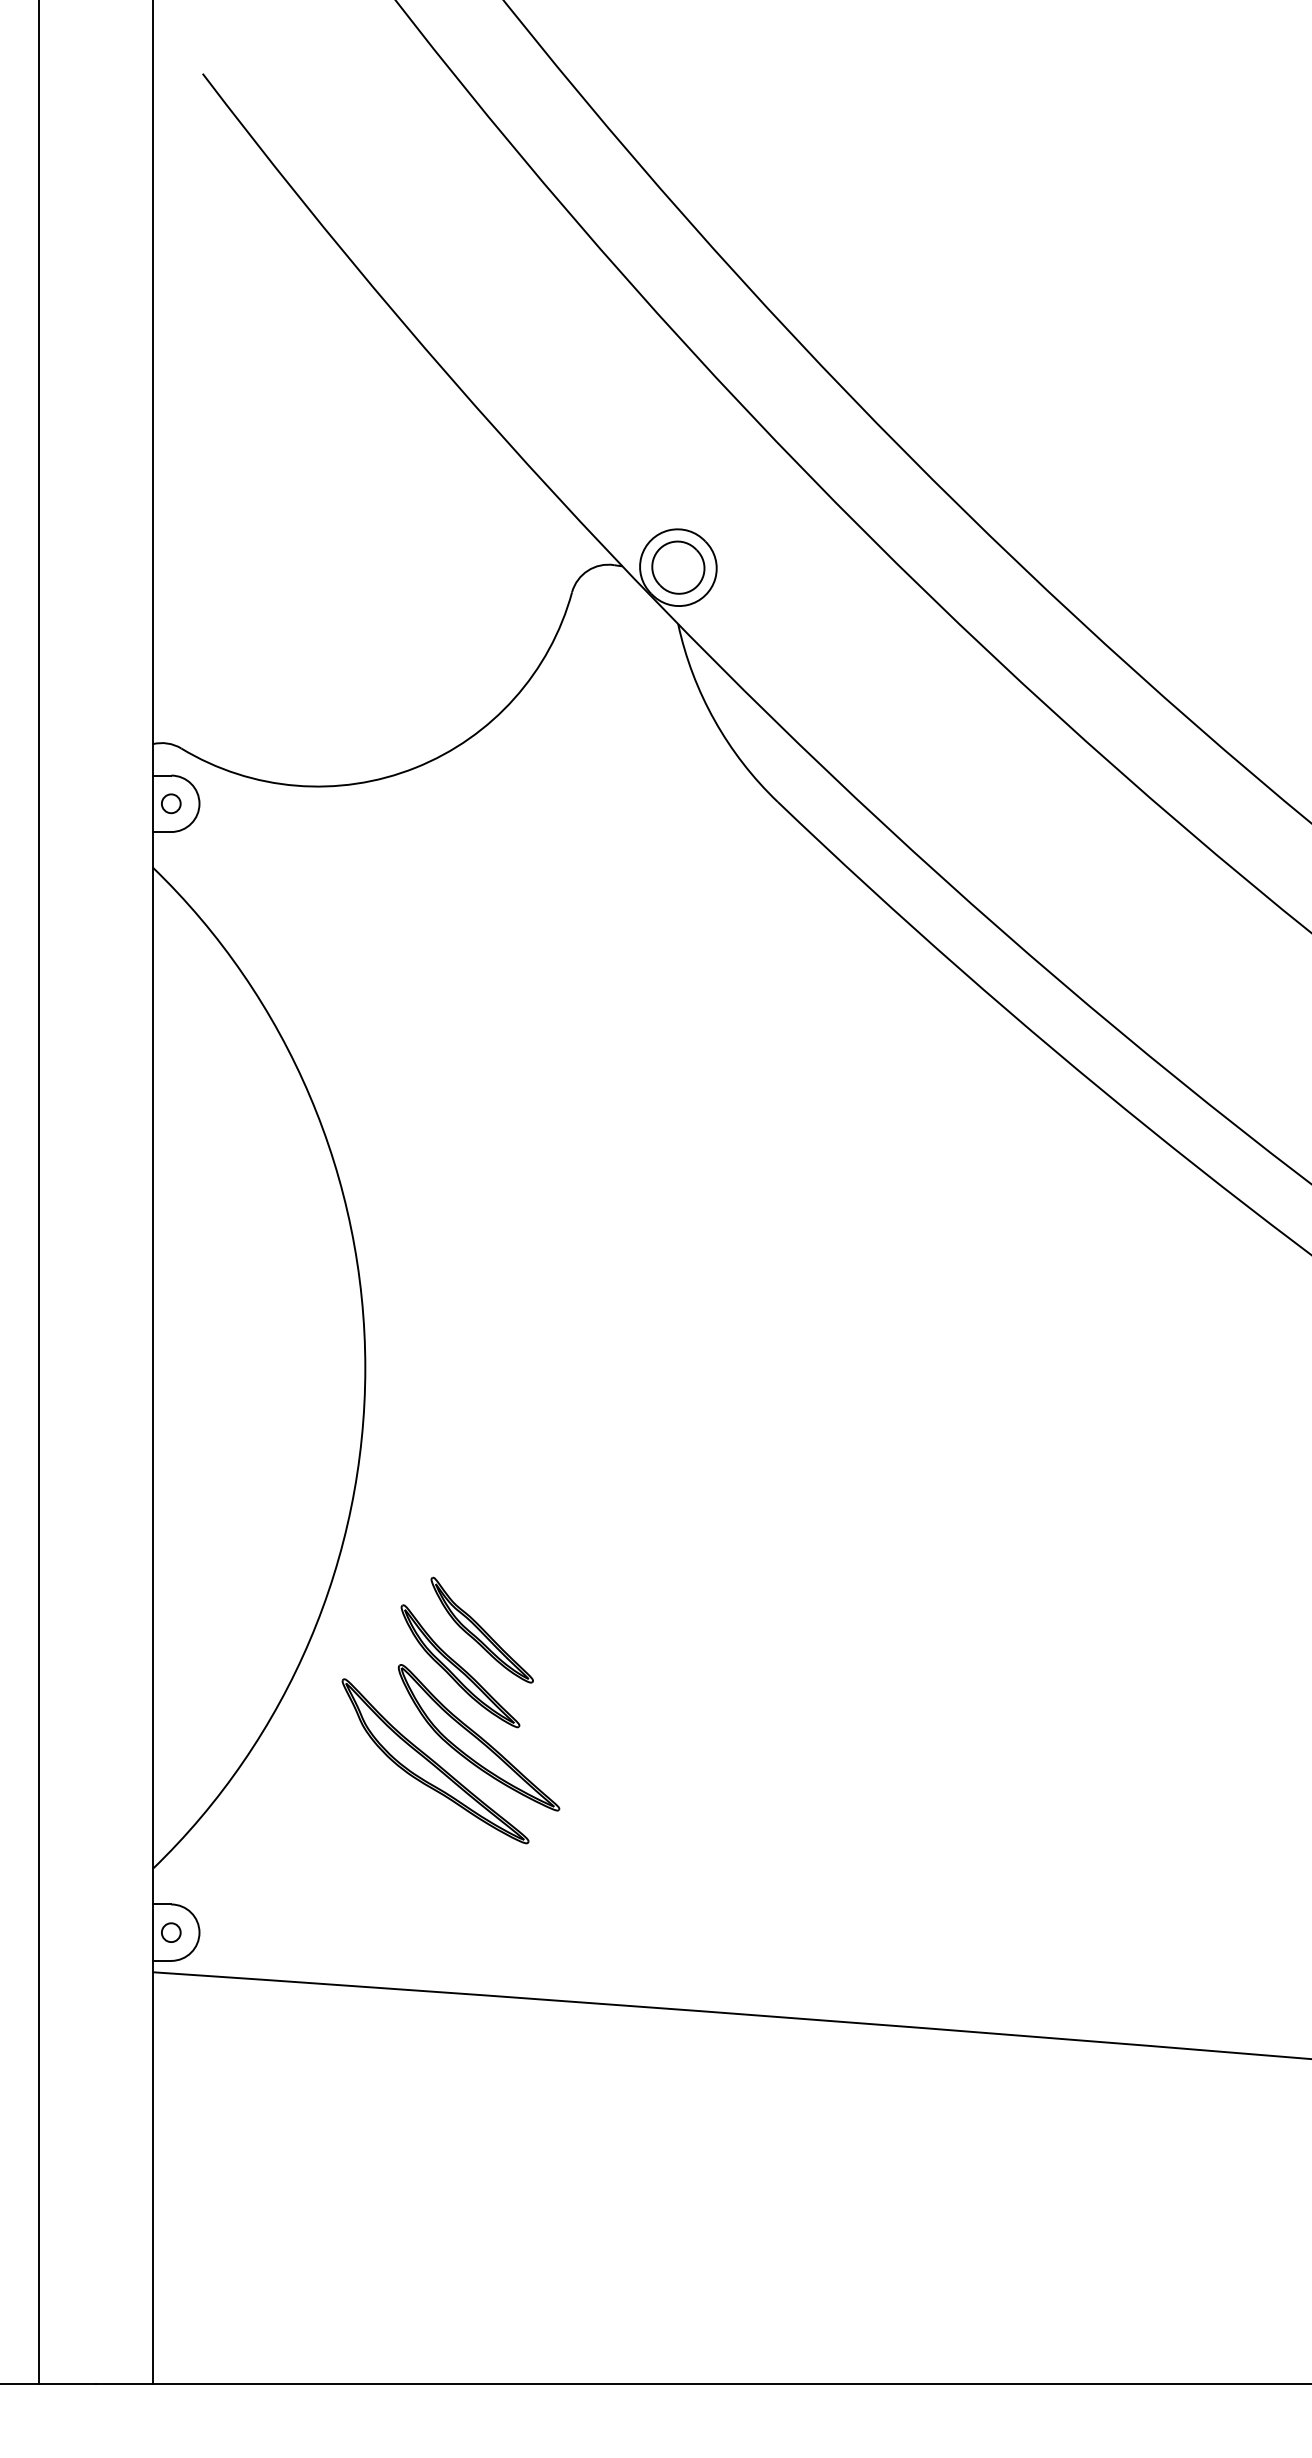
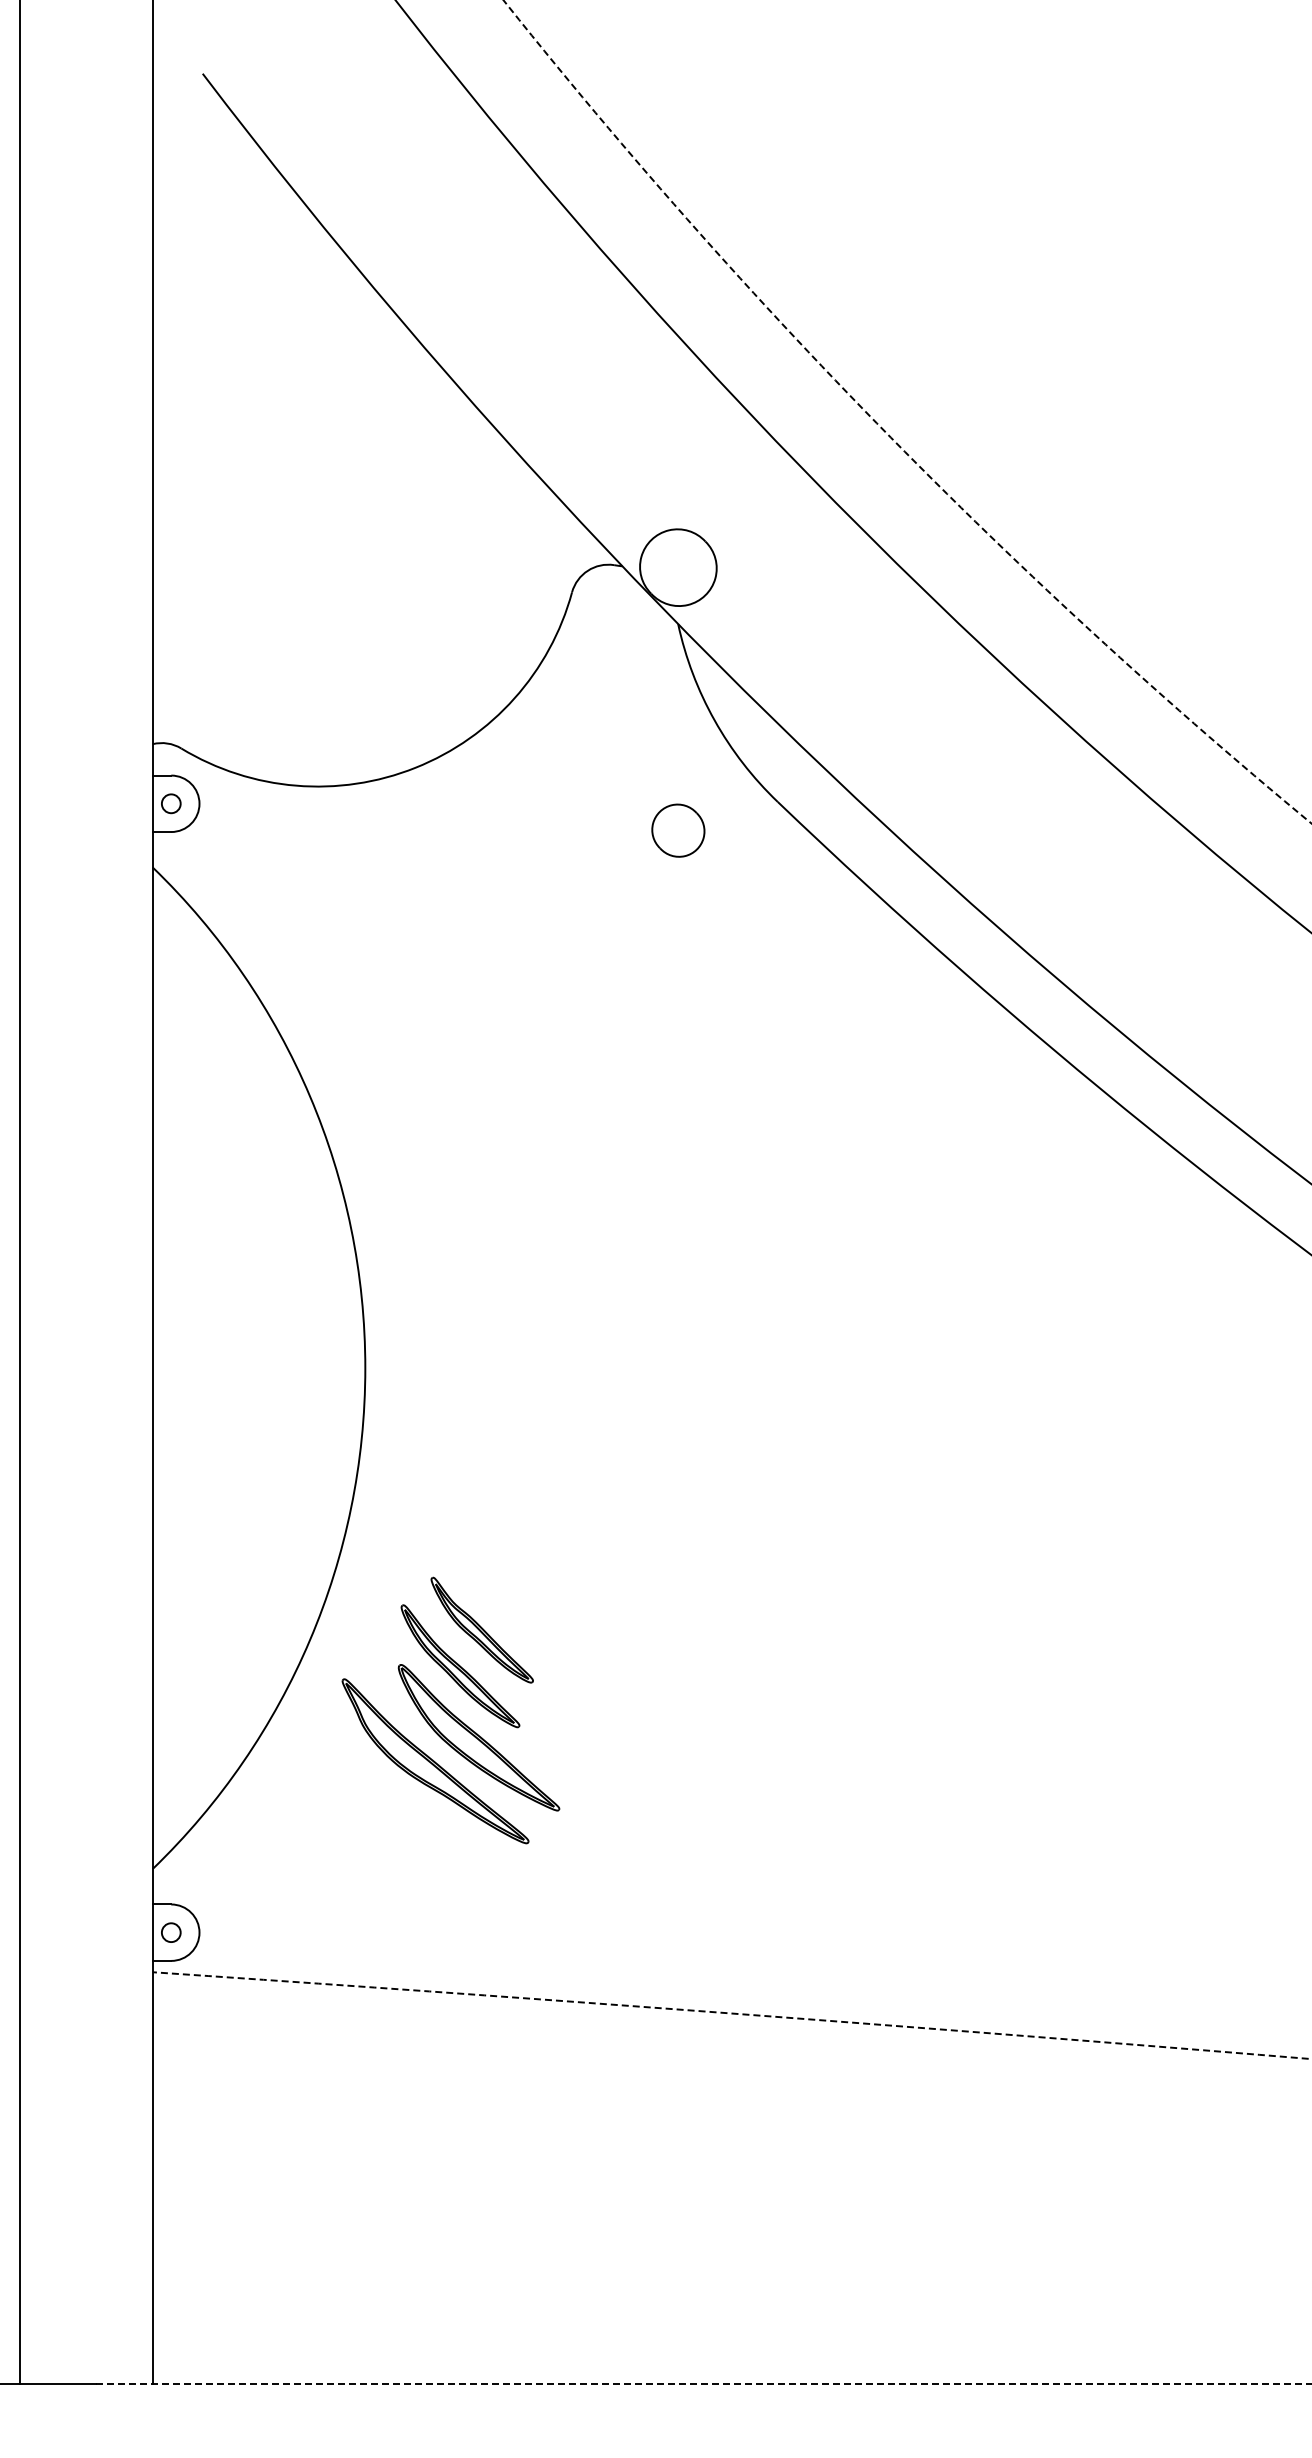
arc: solid -> dashed (886, 432)
part position: (678, 567) -> (678, 830) (678, 830)
line position: (39, 1193) -> (20, 1193) (20, 1193)
arc: solid -> dashed (733, 2013)
line: solid -> dashed (704, 2384)
